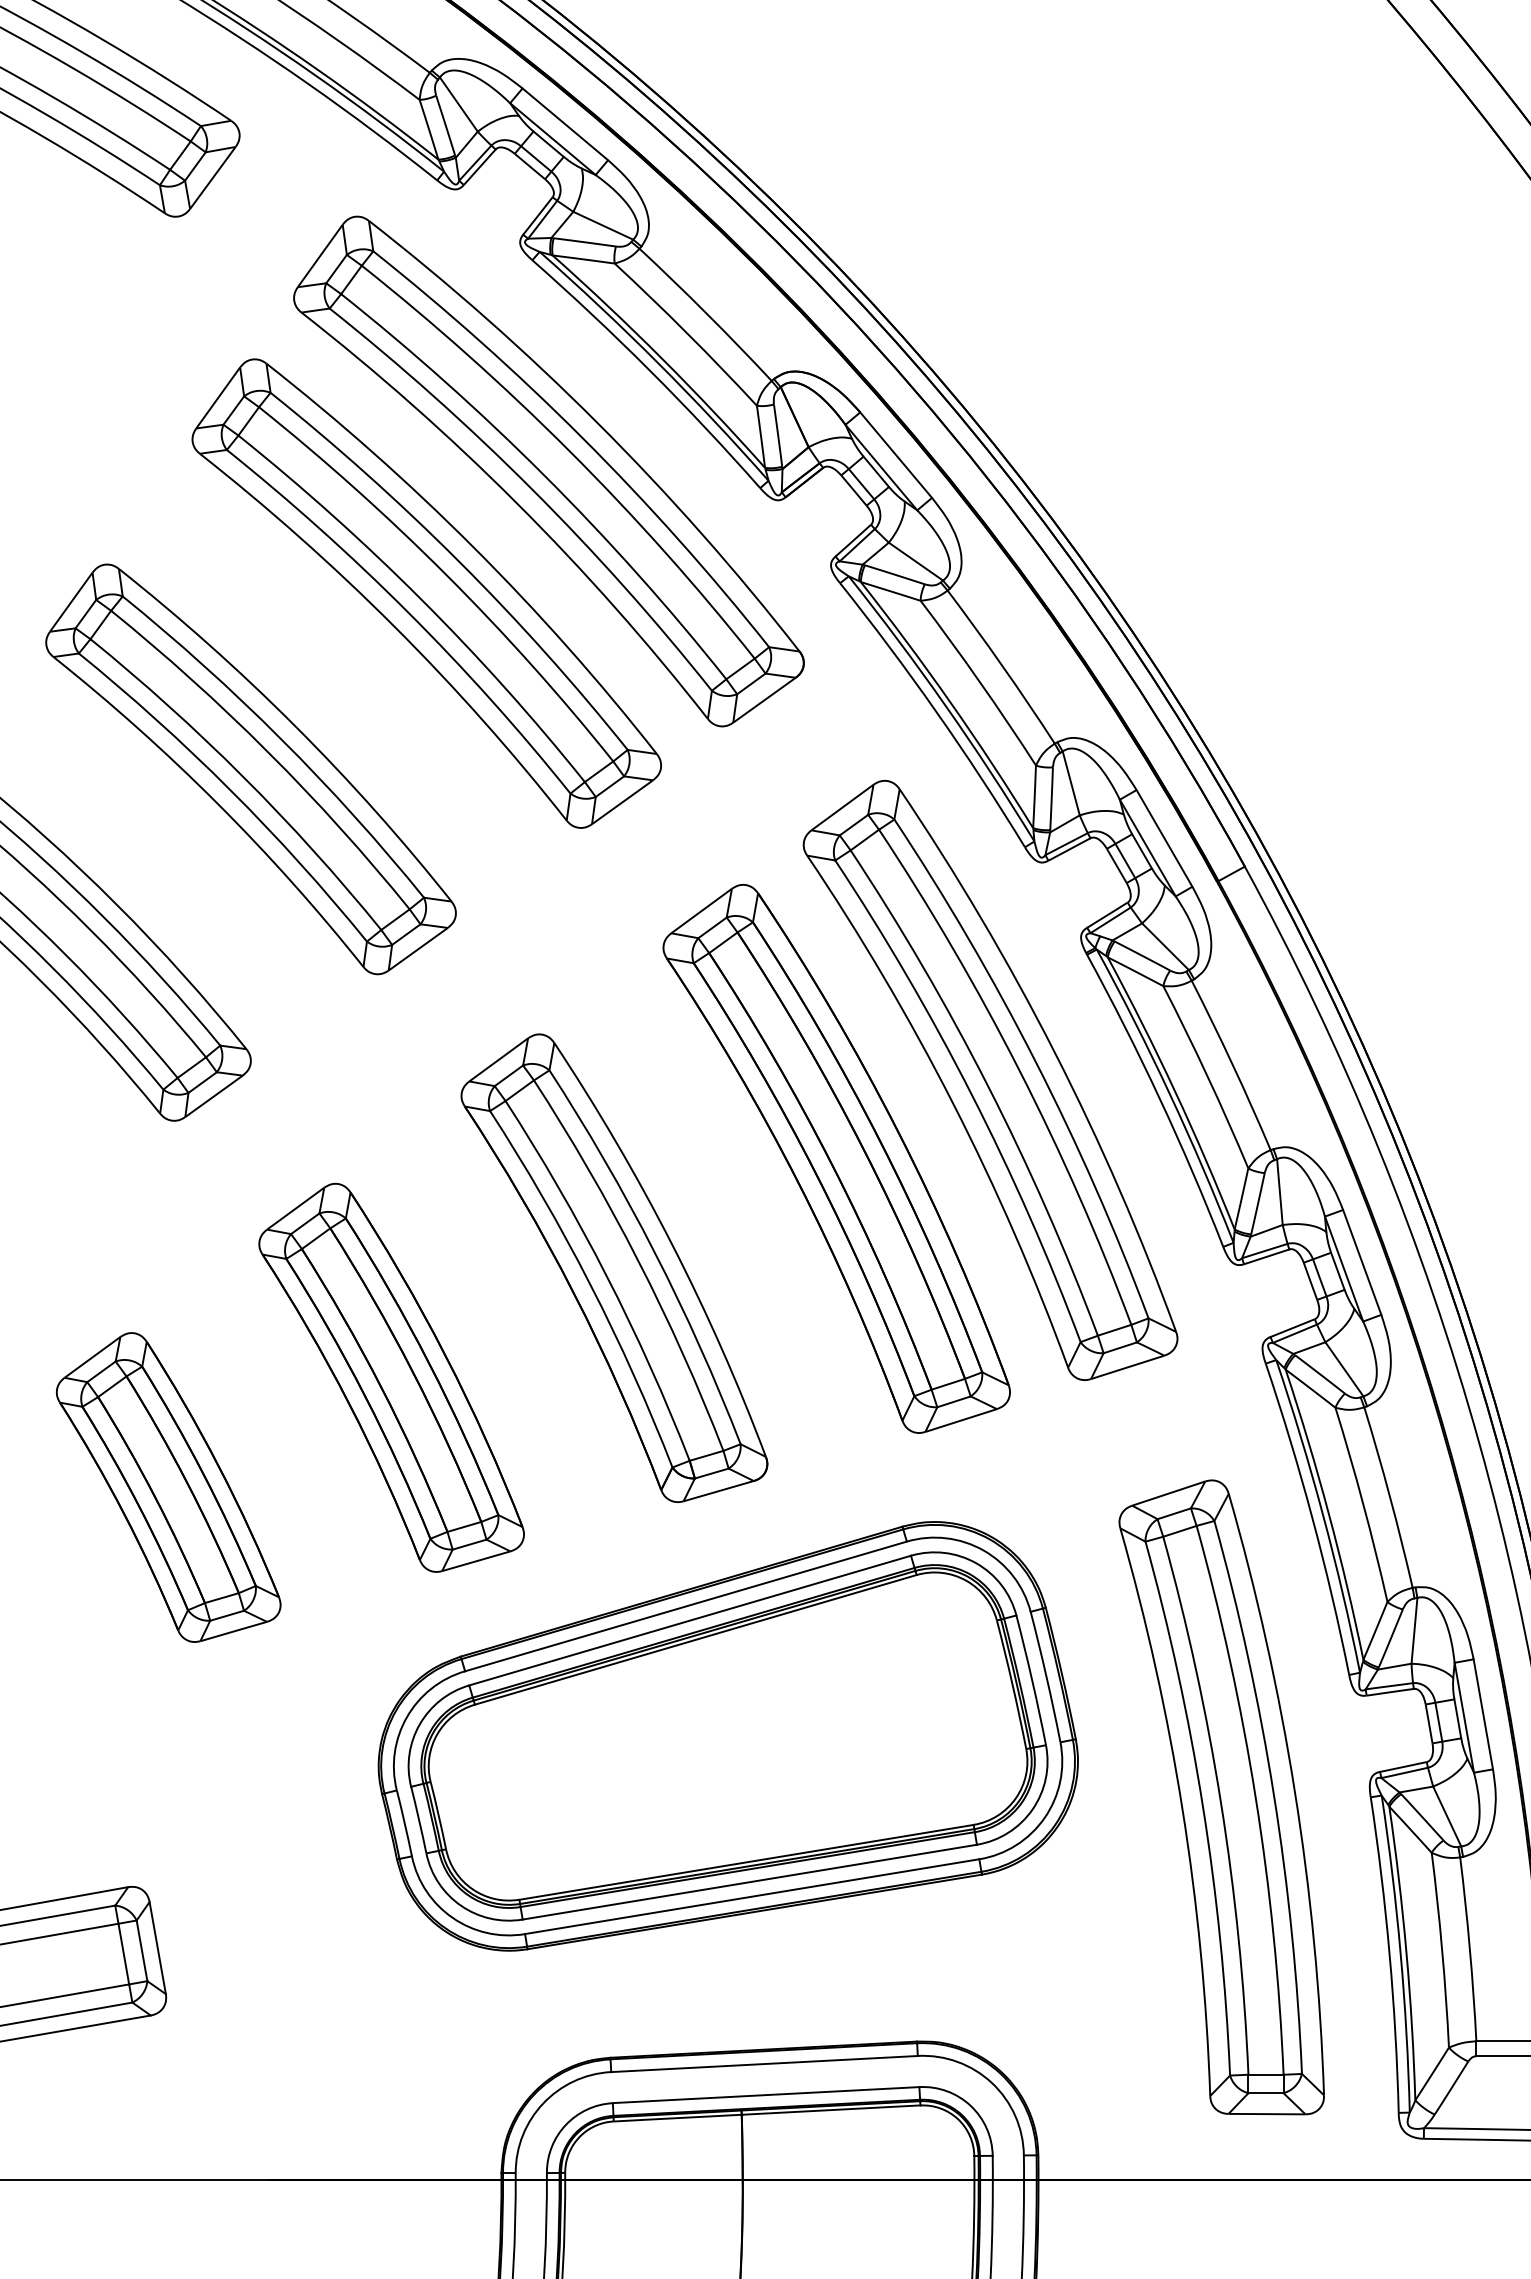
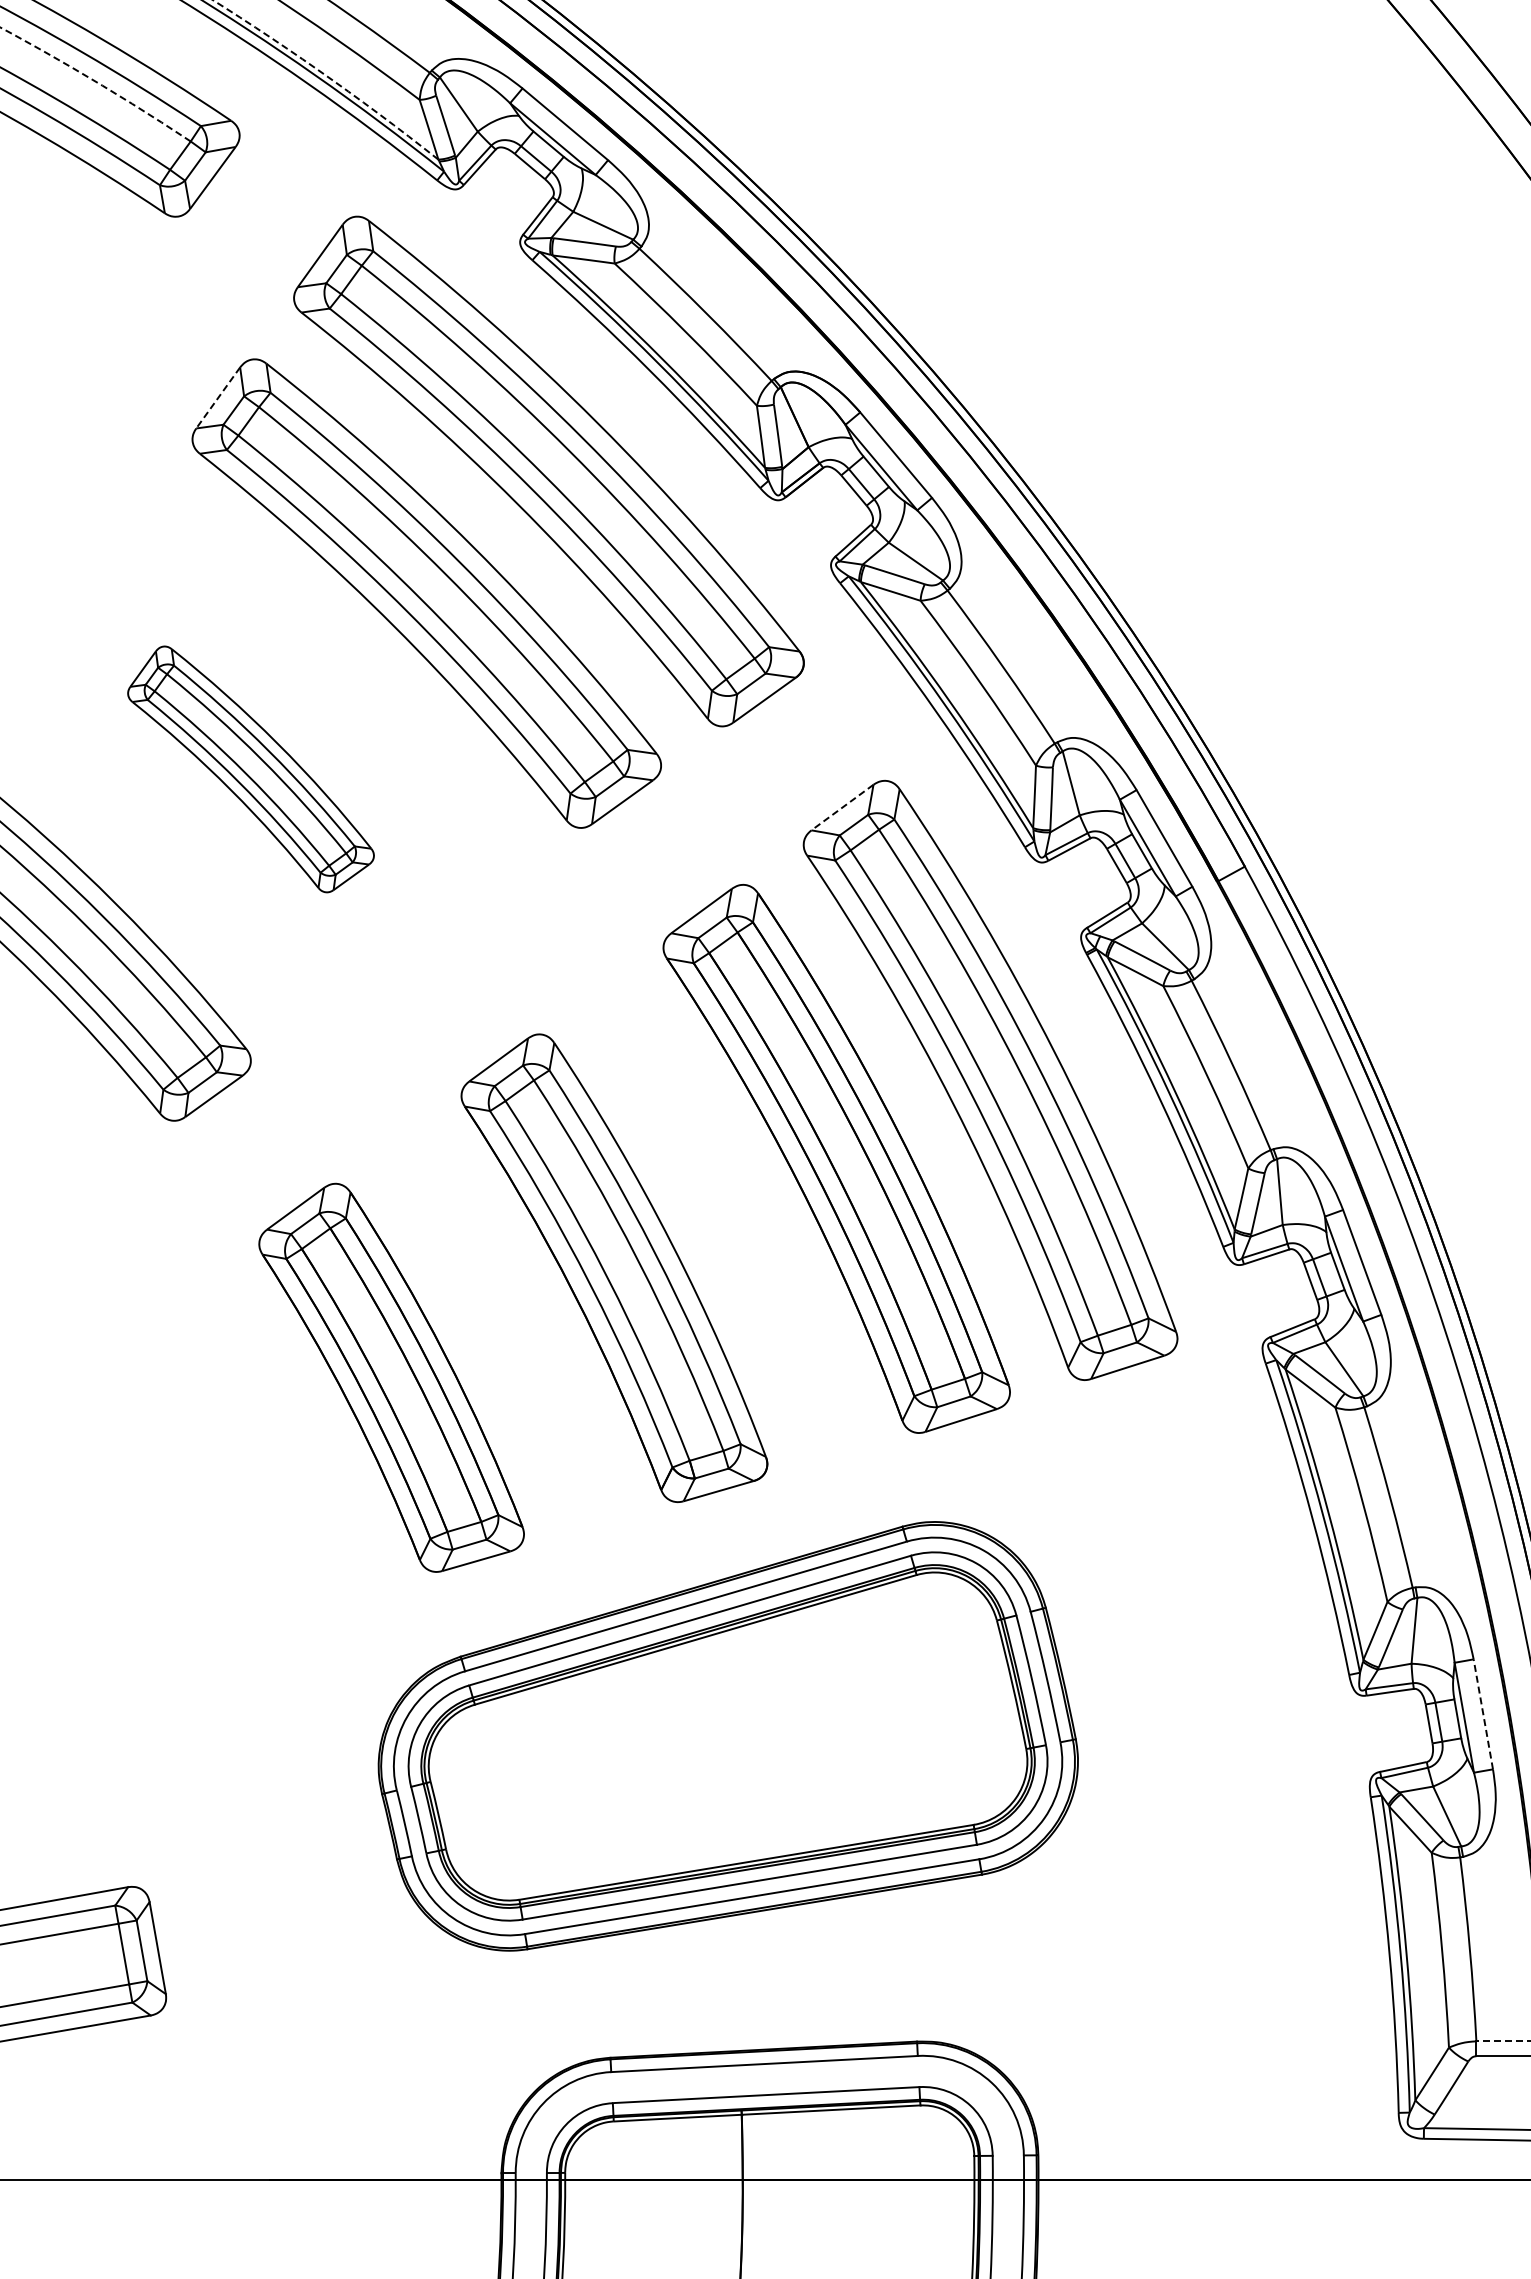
arc: solid -> dashed (327, 76)
arc: solid -> dashed (96, 82)
line: solid -> dashed (217, 398)
part size: 412x413 px -> 248x249 px (250, 769)
line: solid -> dashed (841, 808)
part: present -> none (168, 1487)
line: solid -> dashed (1483, 1714)
part: present -> none (1221, 1797)
line: solid -> dashed (1503, 2041)
